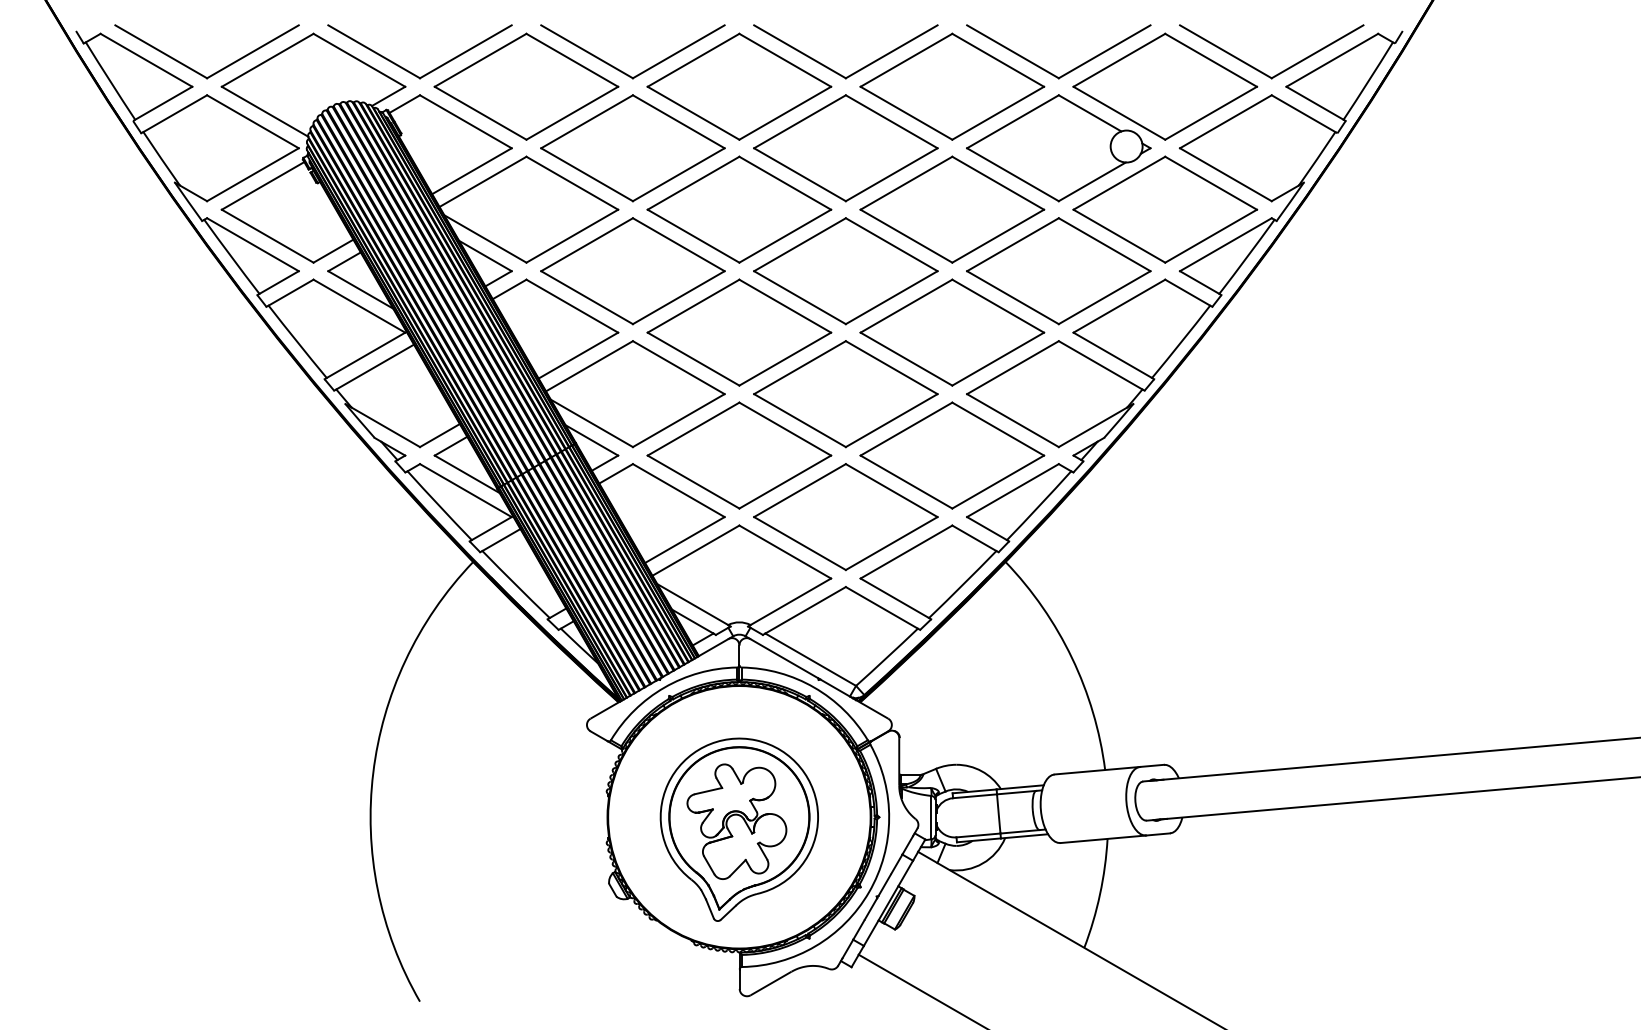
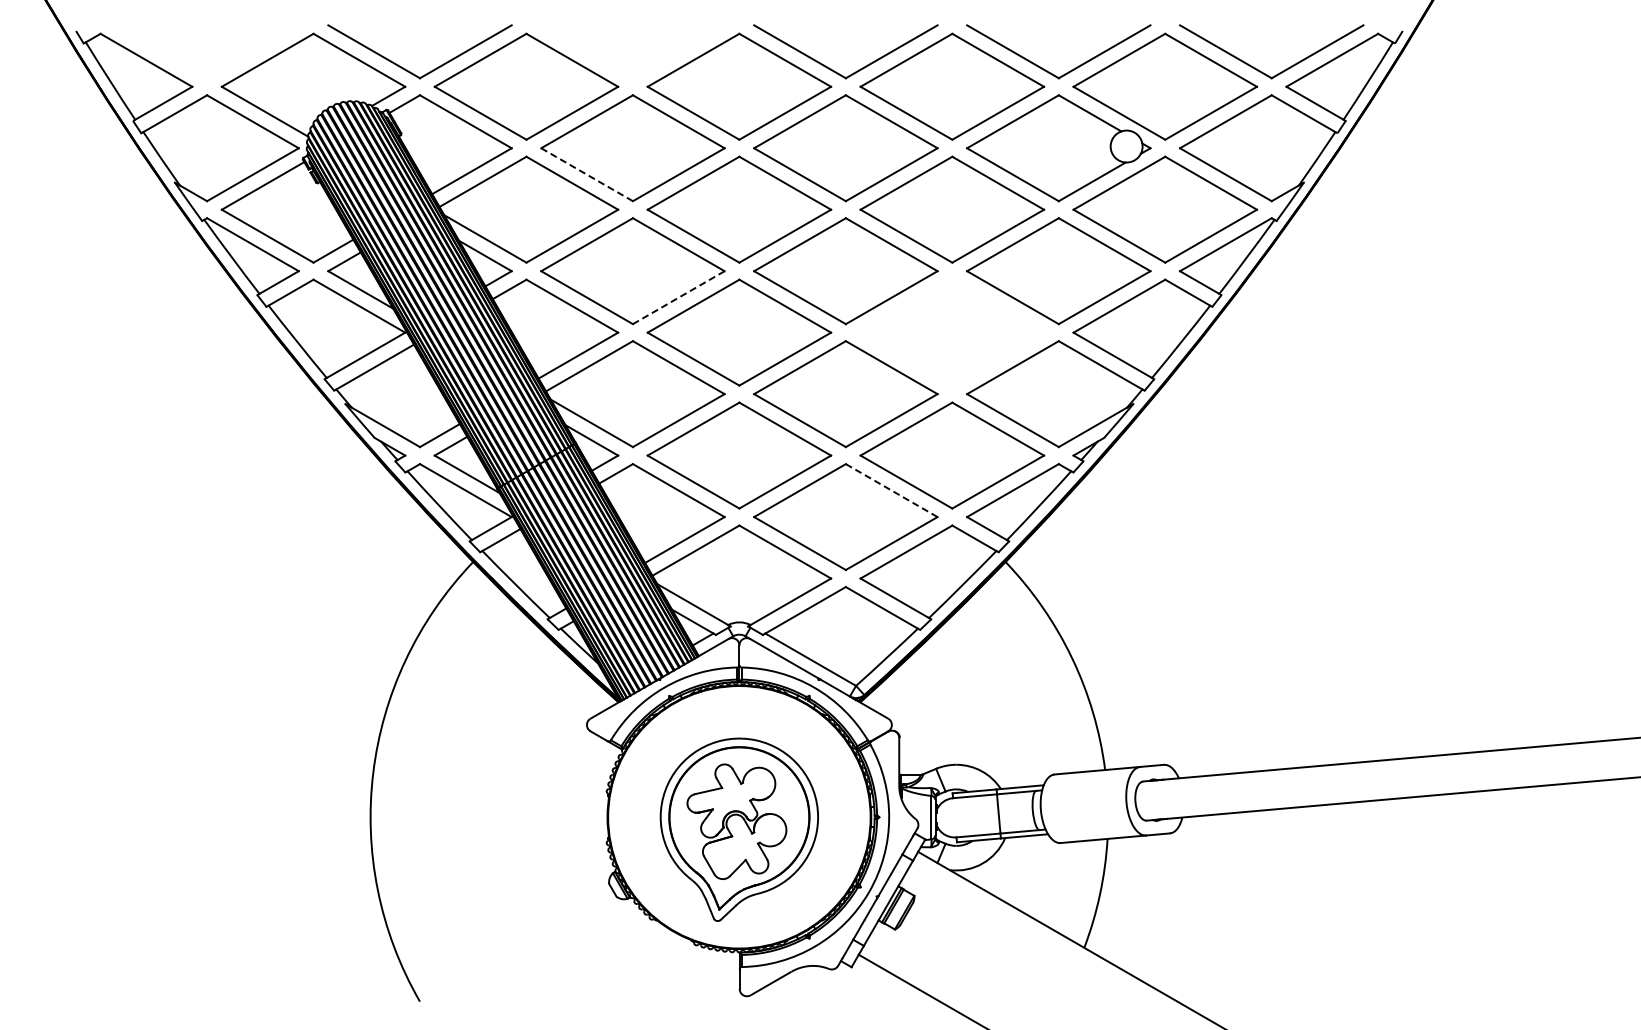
part: present -> none (194, 69)
part: present -> none (623, 71)
line: solid -> dashed (587, 174)
line: solid -> dashed (678, 297)
part: present -> none (952, 332)
line: solid -> dashed (891, 490)
